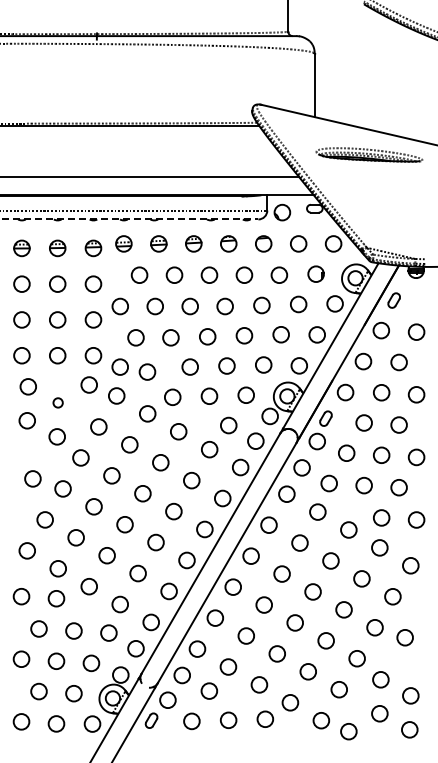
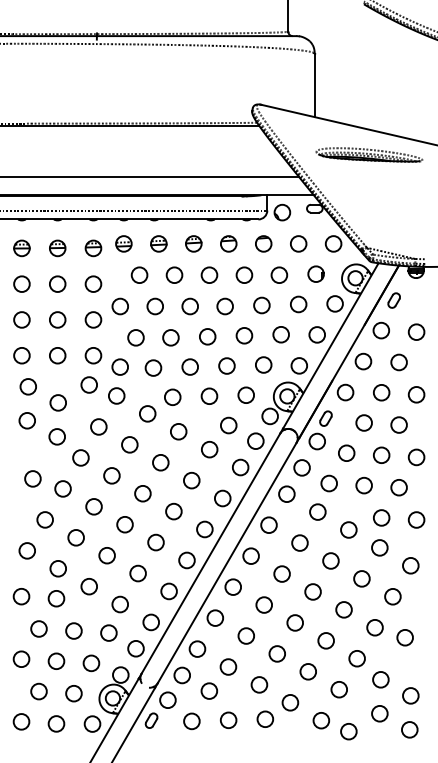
line: dashed -> solid (129, 219)
circle position: (147, 371) -> (153, 367) (153, 367)
circle size: 12x12 px -> 18x18 px (57, 402)
